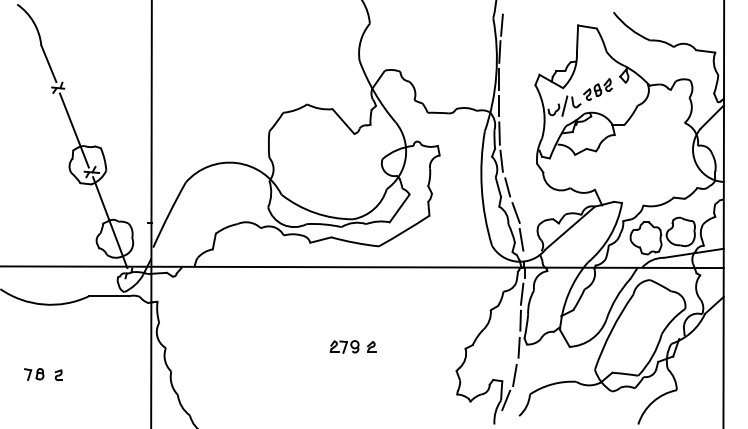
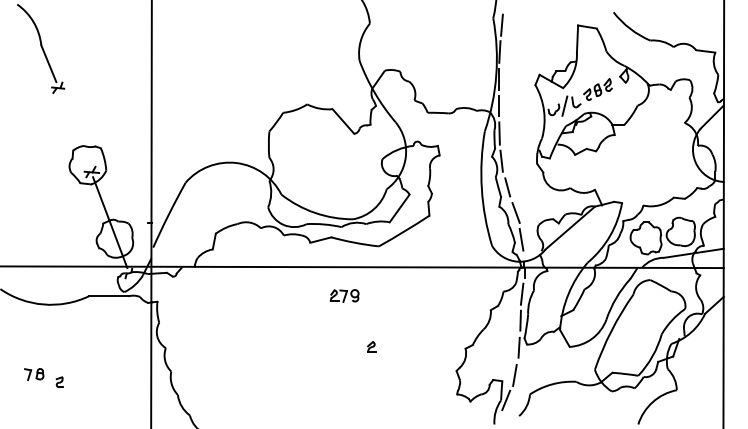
line: present -> none (73, 130)
part position: (344, 346) -> (344, 295) (344, 295)
part position: (58, 374) -> (59, 381) (59, 381)
